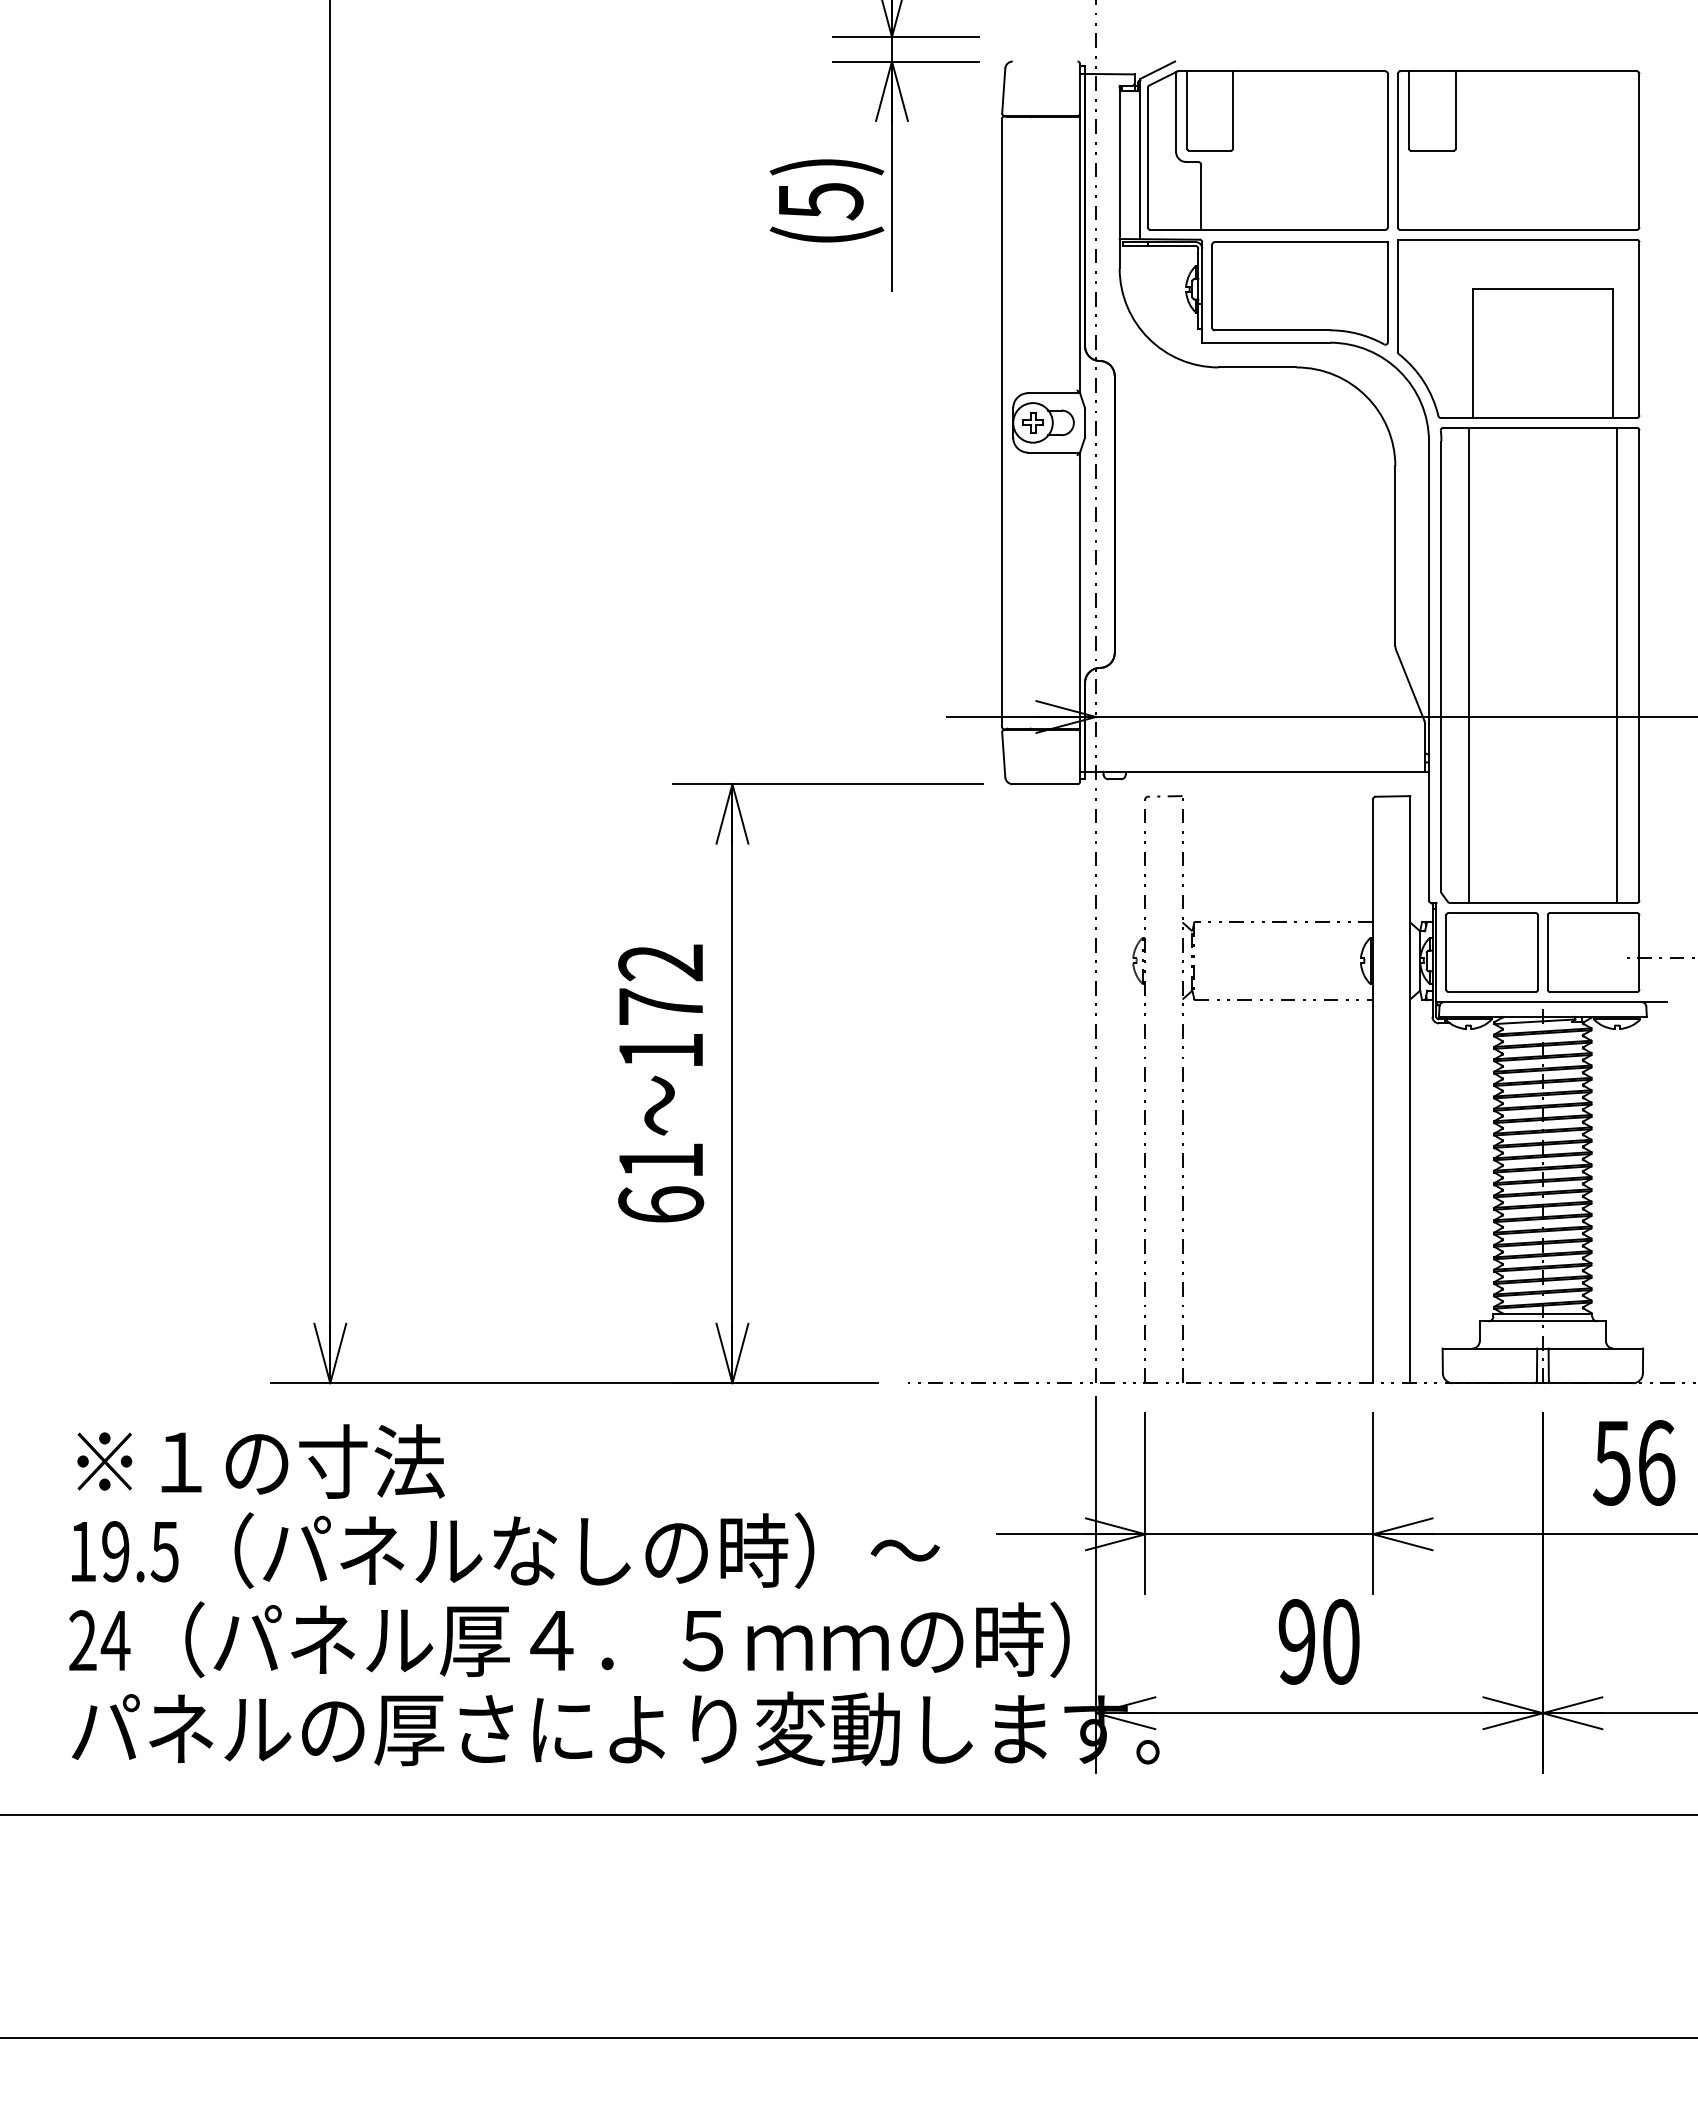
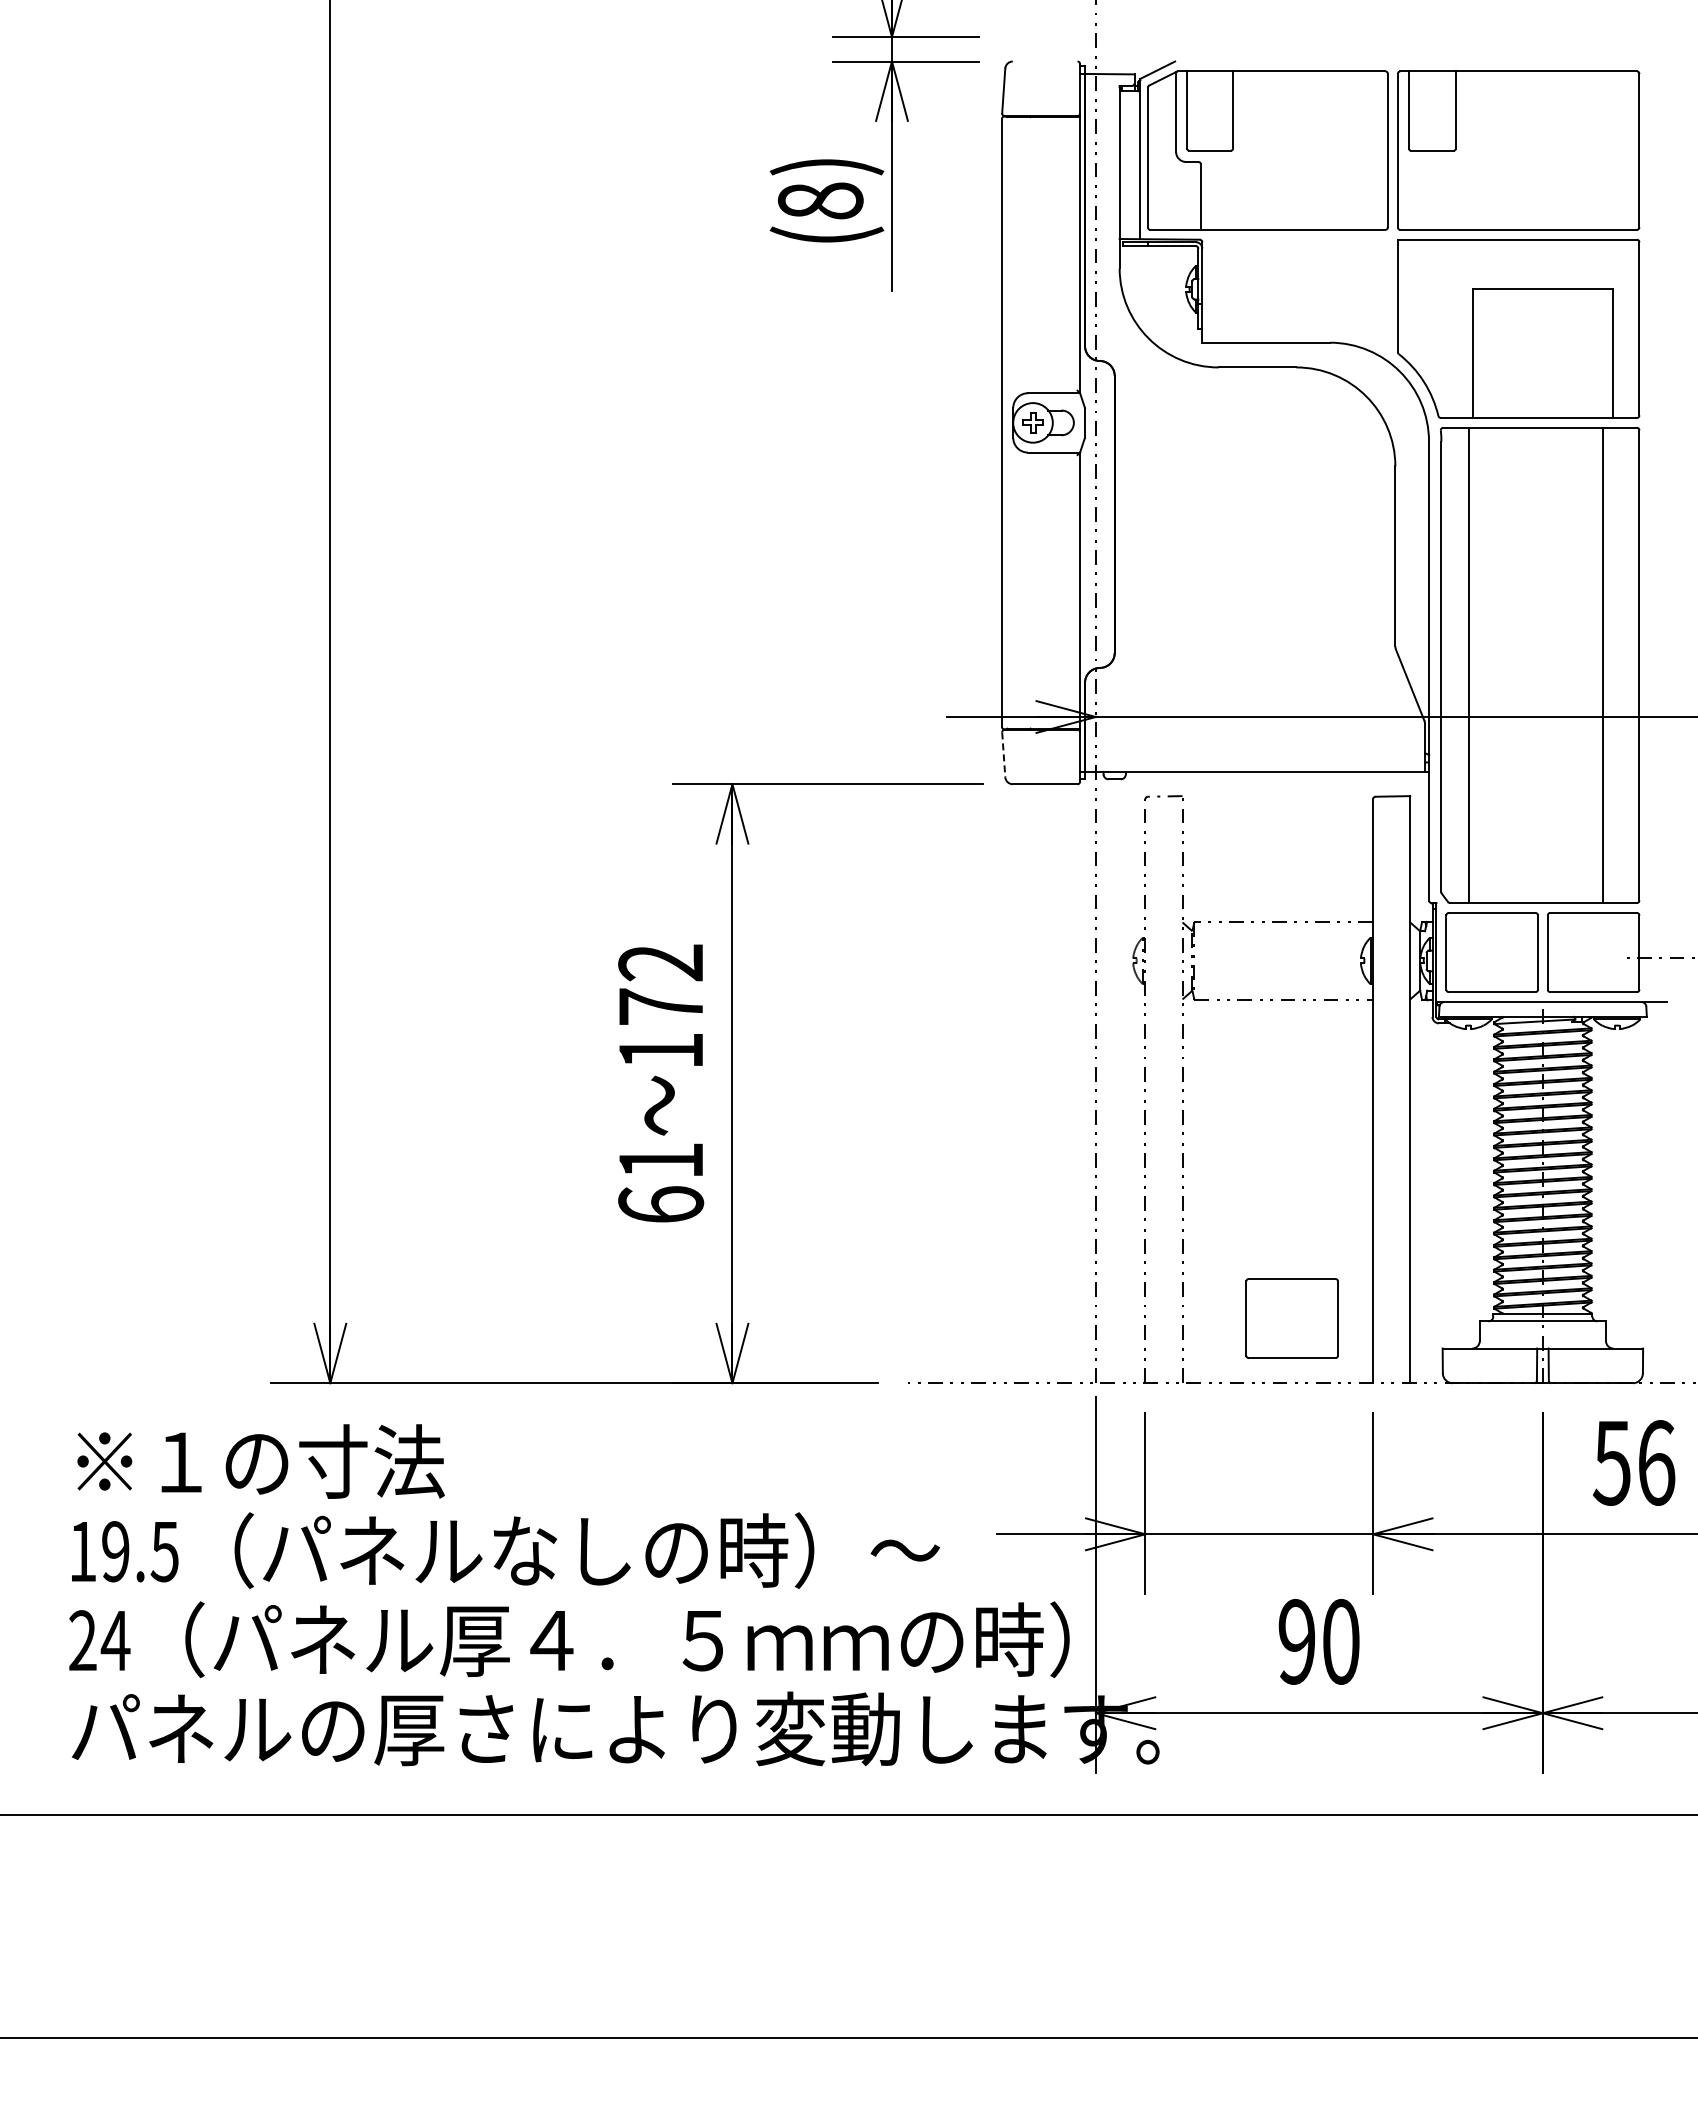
text: (5) -> (8) (820, 201)
part: present -> none (1299, 293)
line position: (1616, 665) -> (1602, 665) (1602, 665)
line: solid -> dashed (1003, 754)
part: none -> present (1291, 1318)
